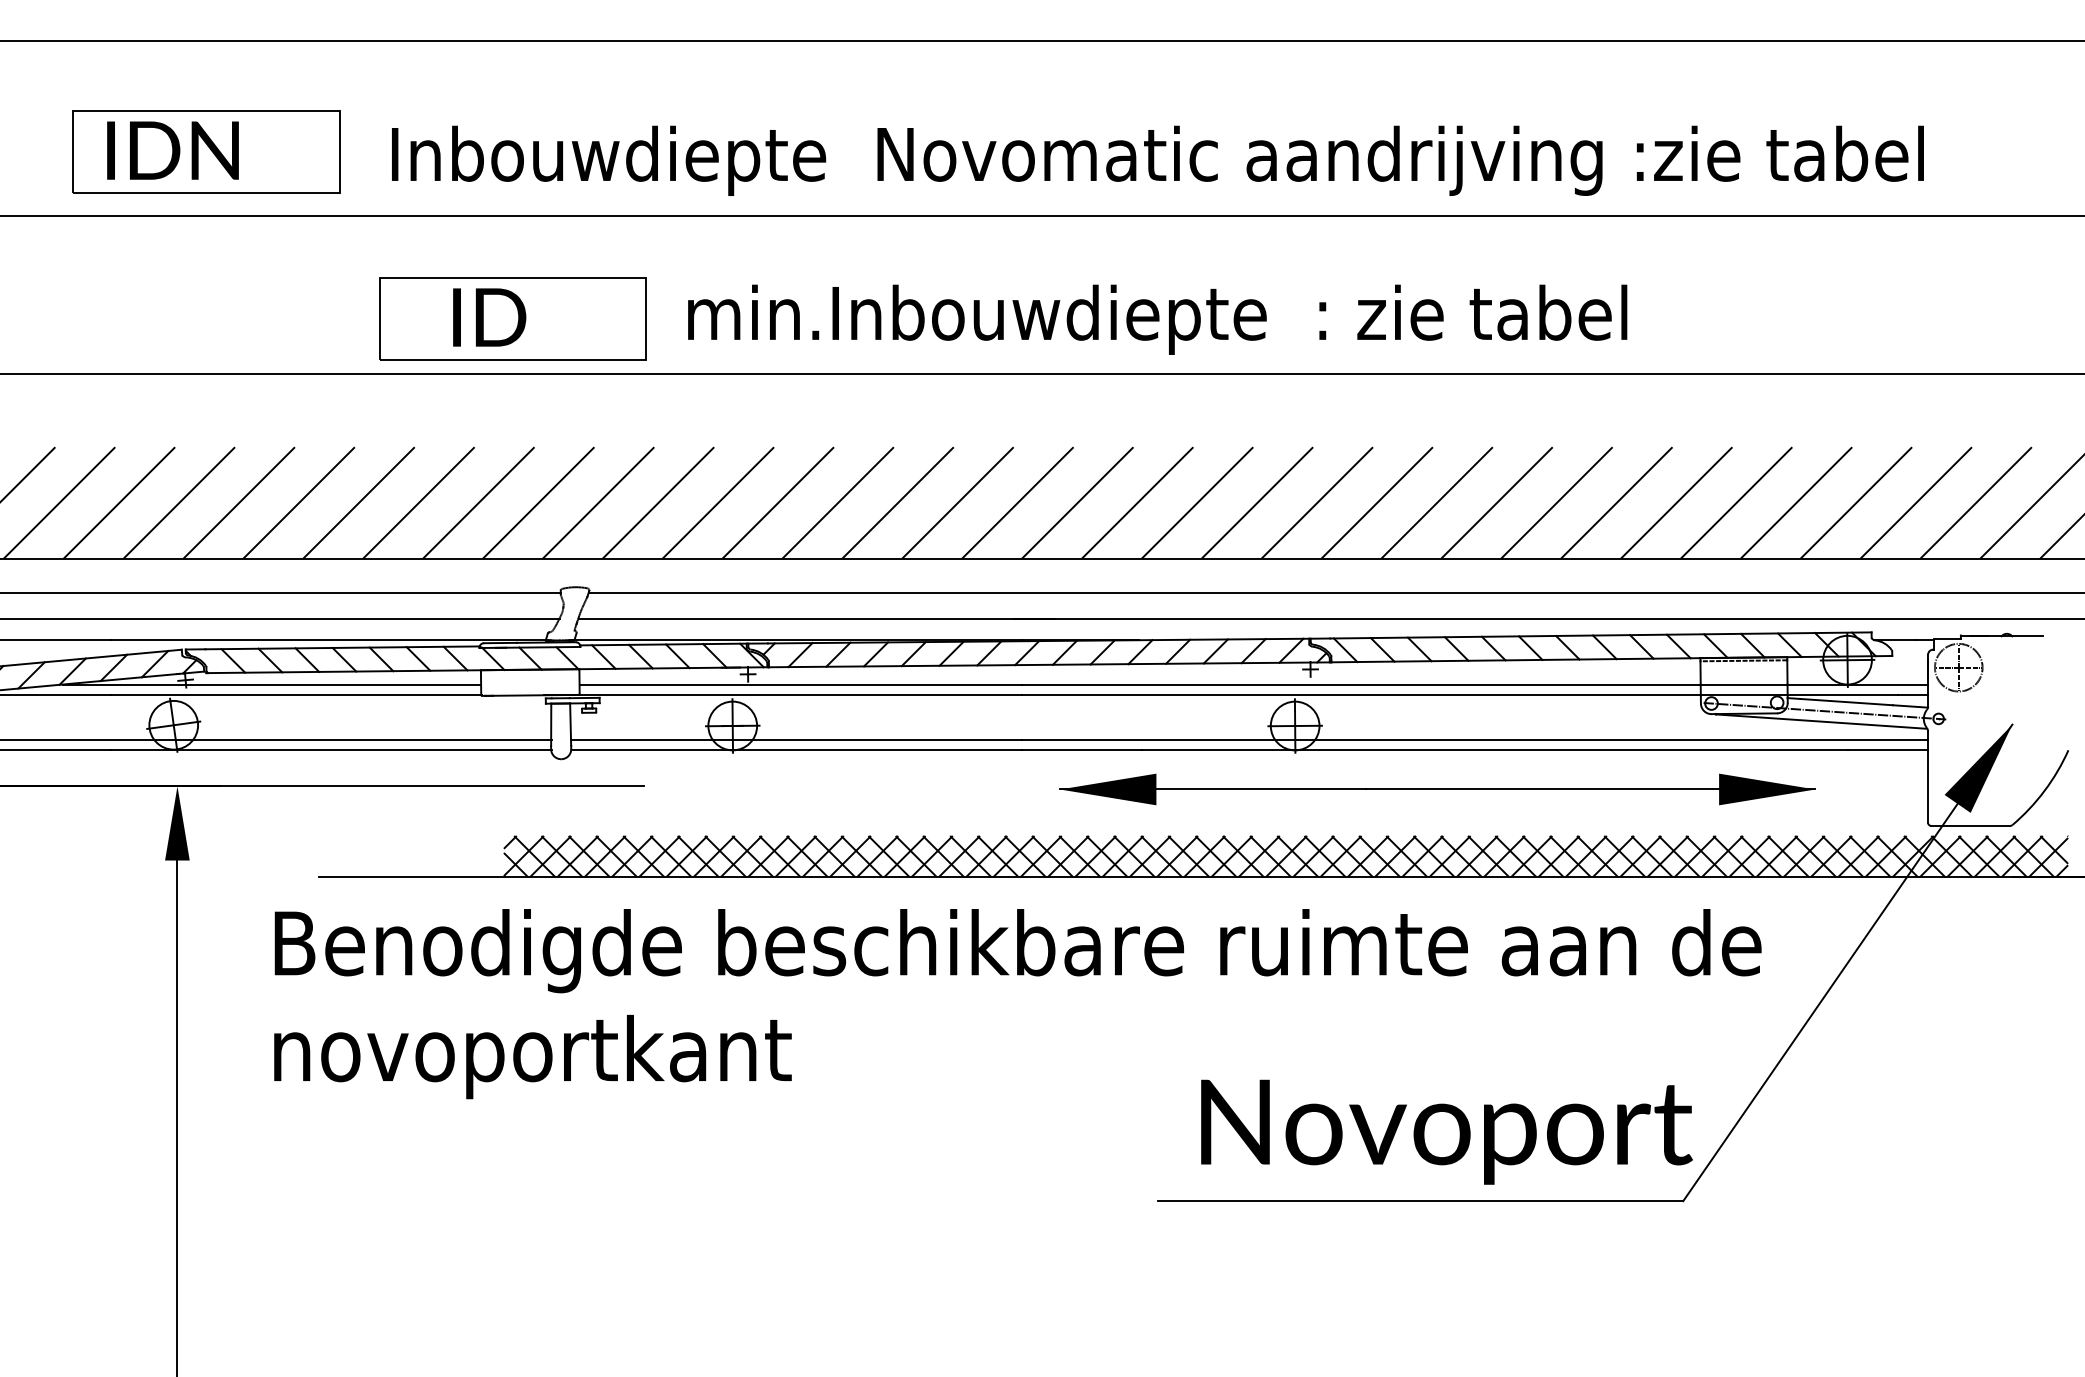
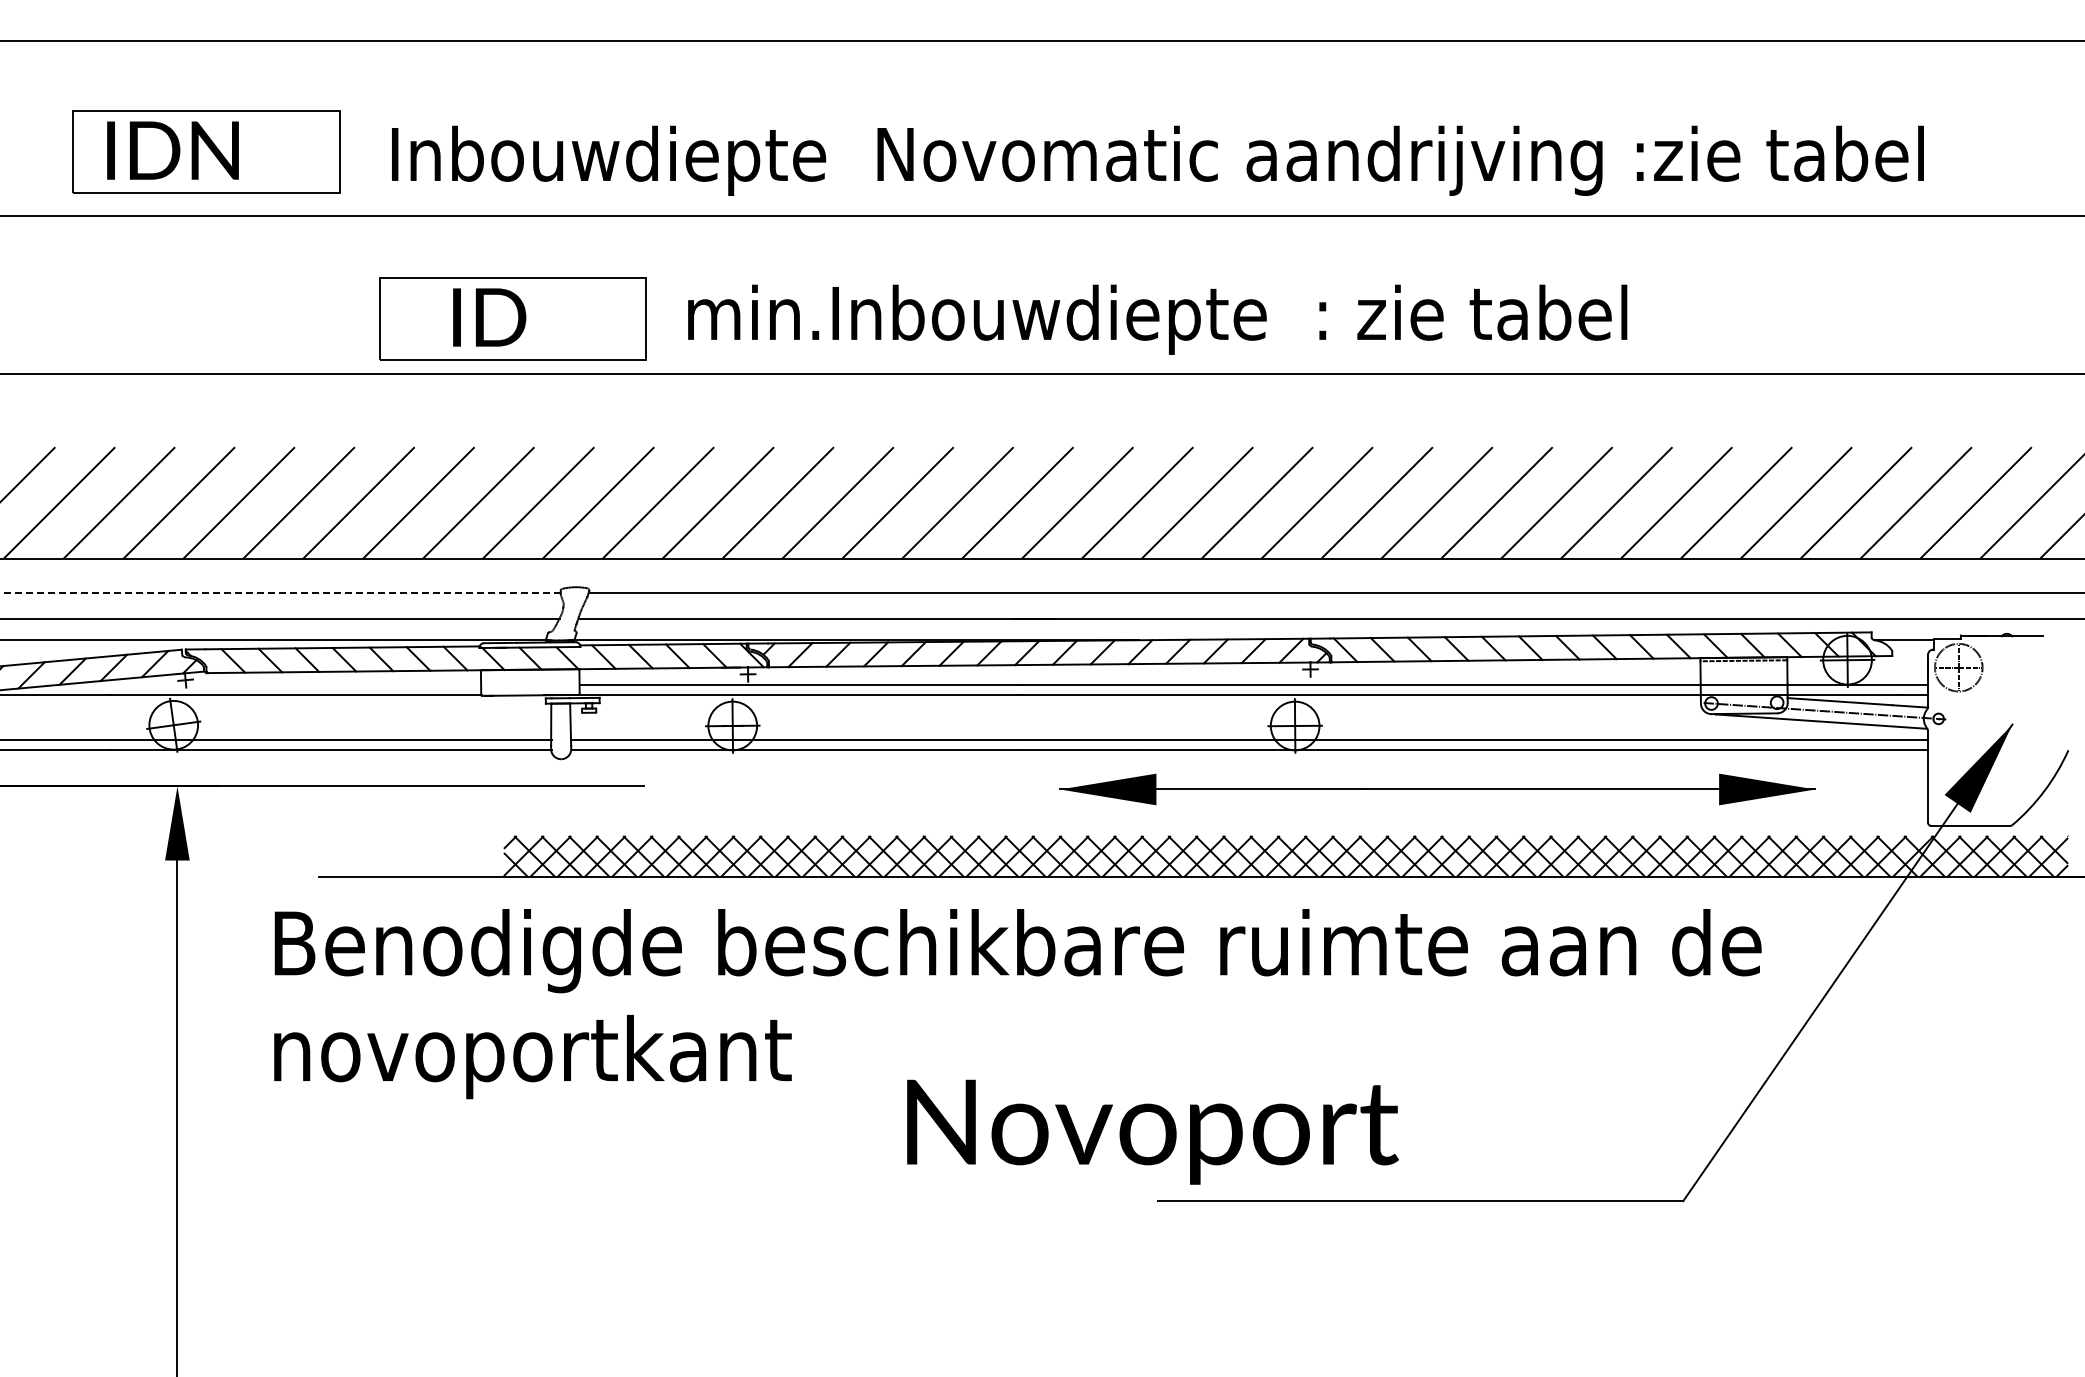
line: solid -> dashed (280, 592)
line: present -> none (271, 684)
text position: (1446, 1131) -> (1152, 1131) (1152, 1131)
